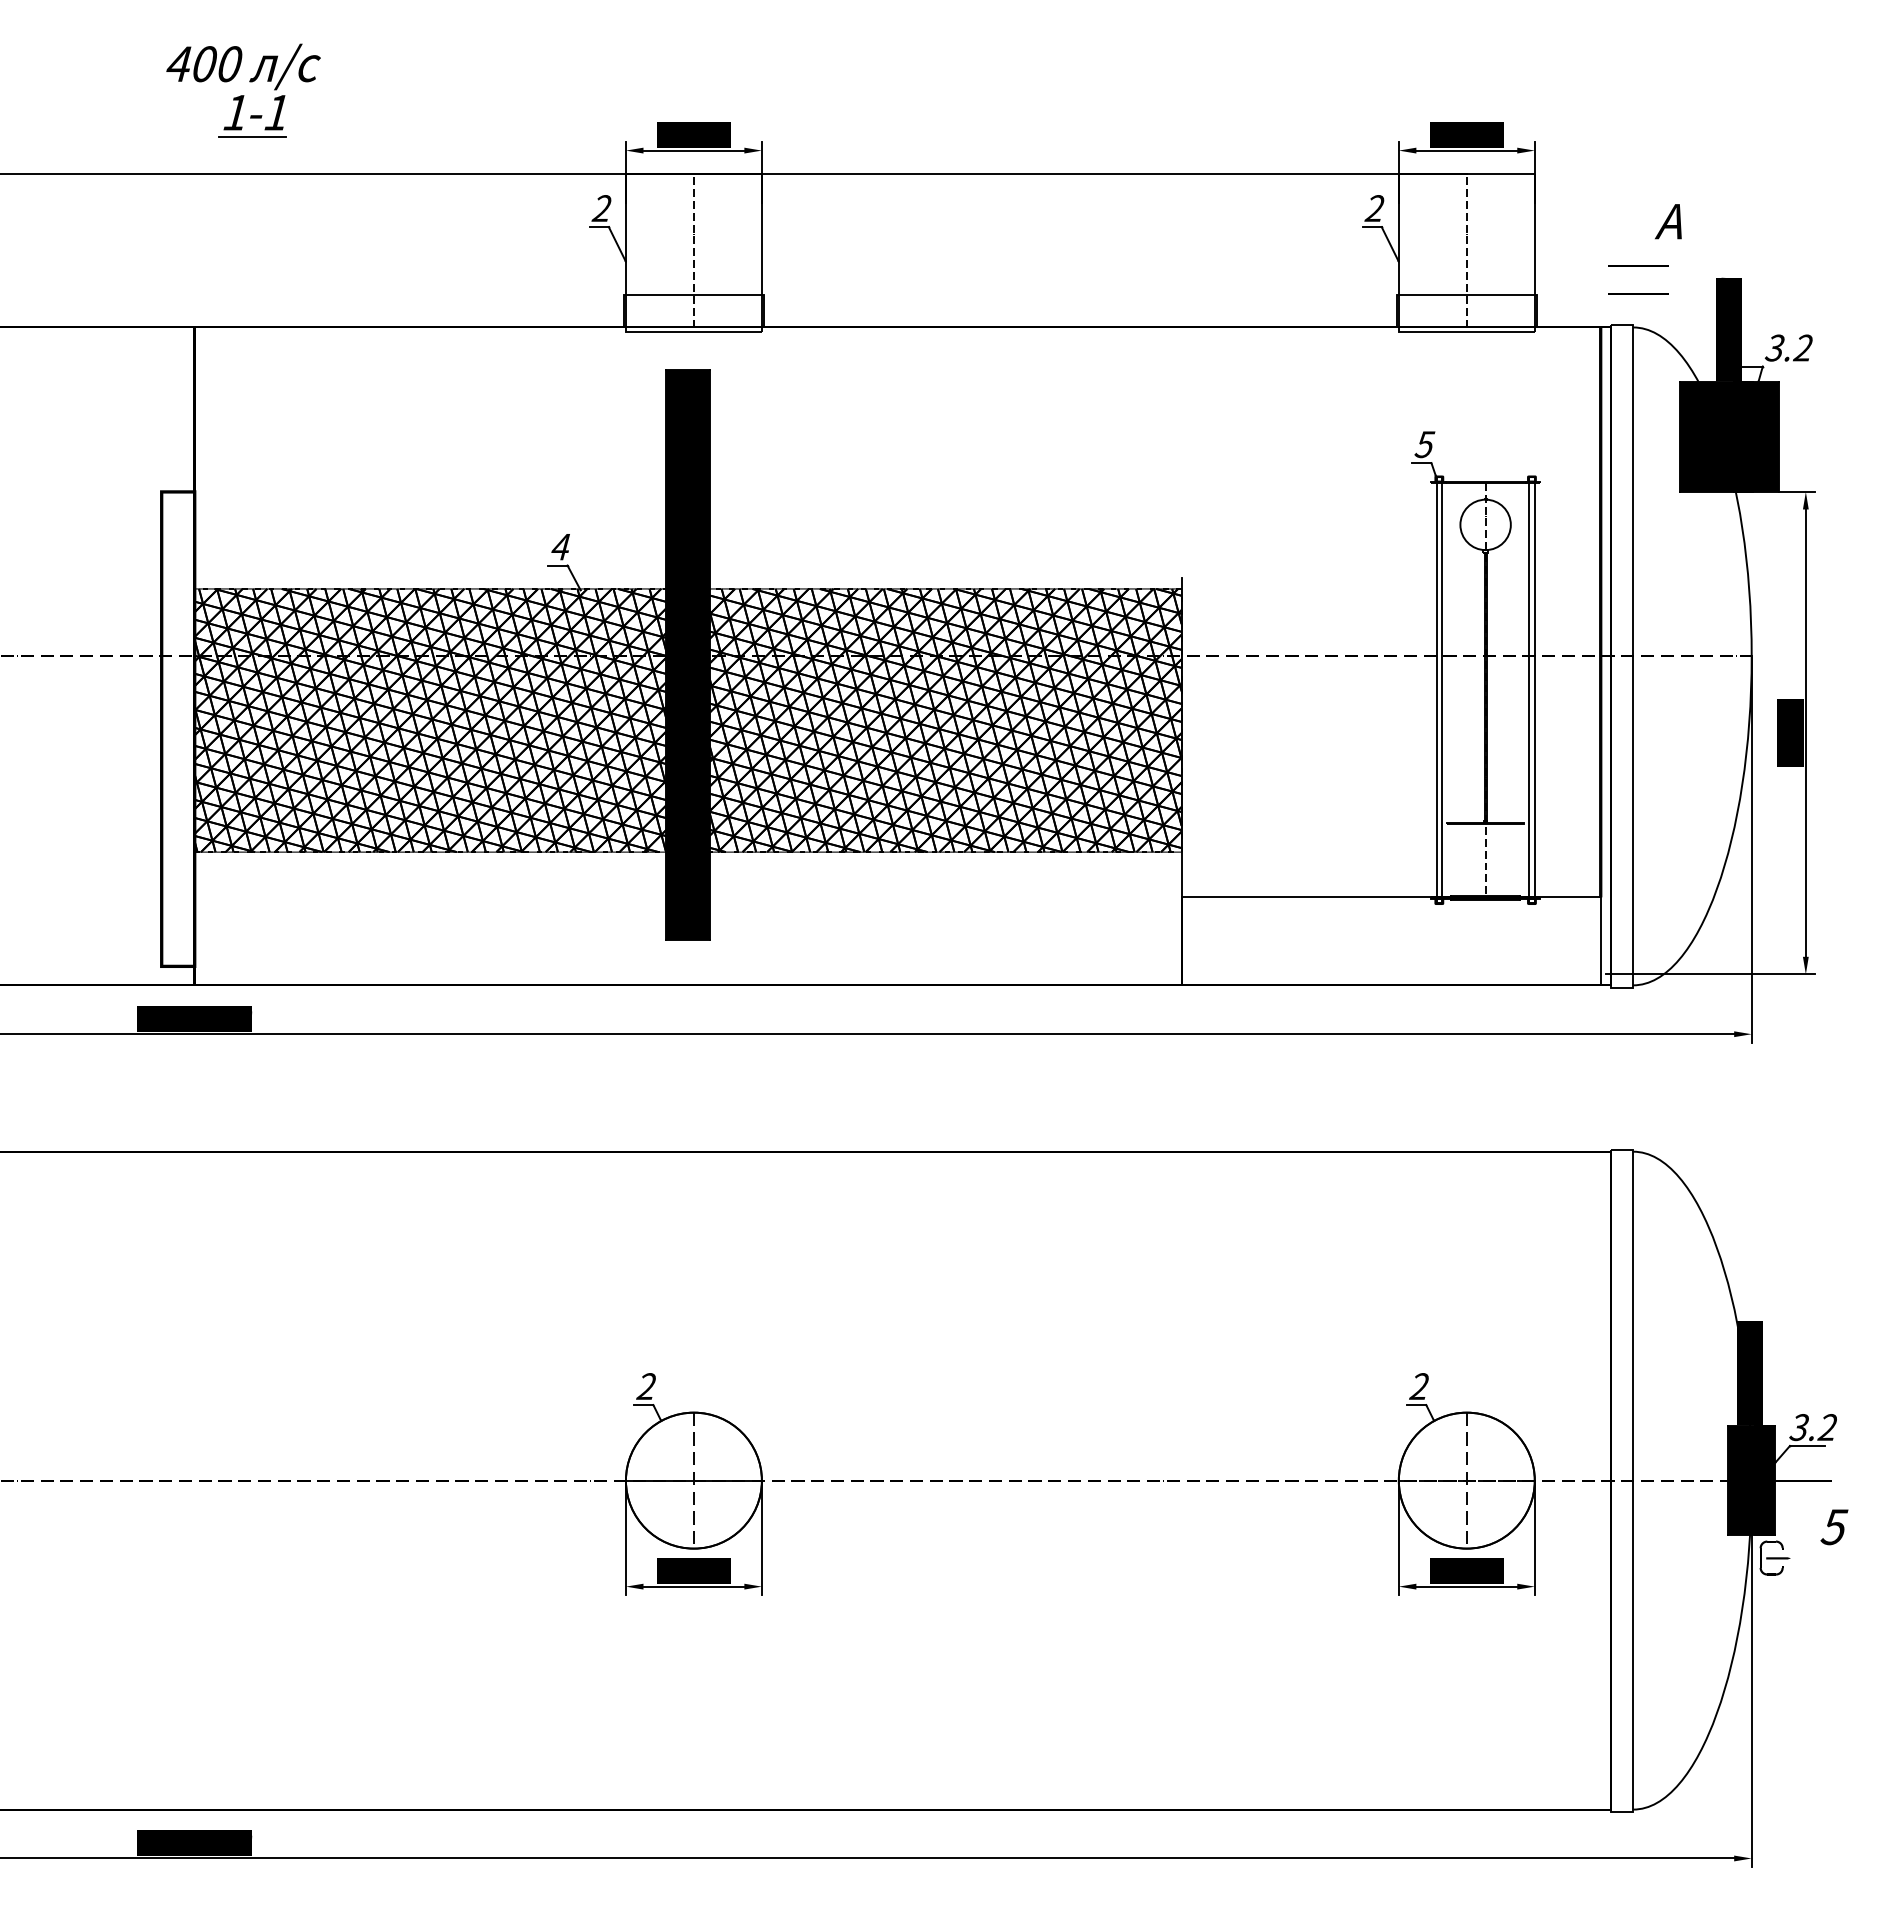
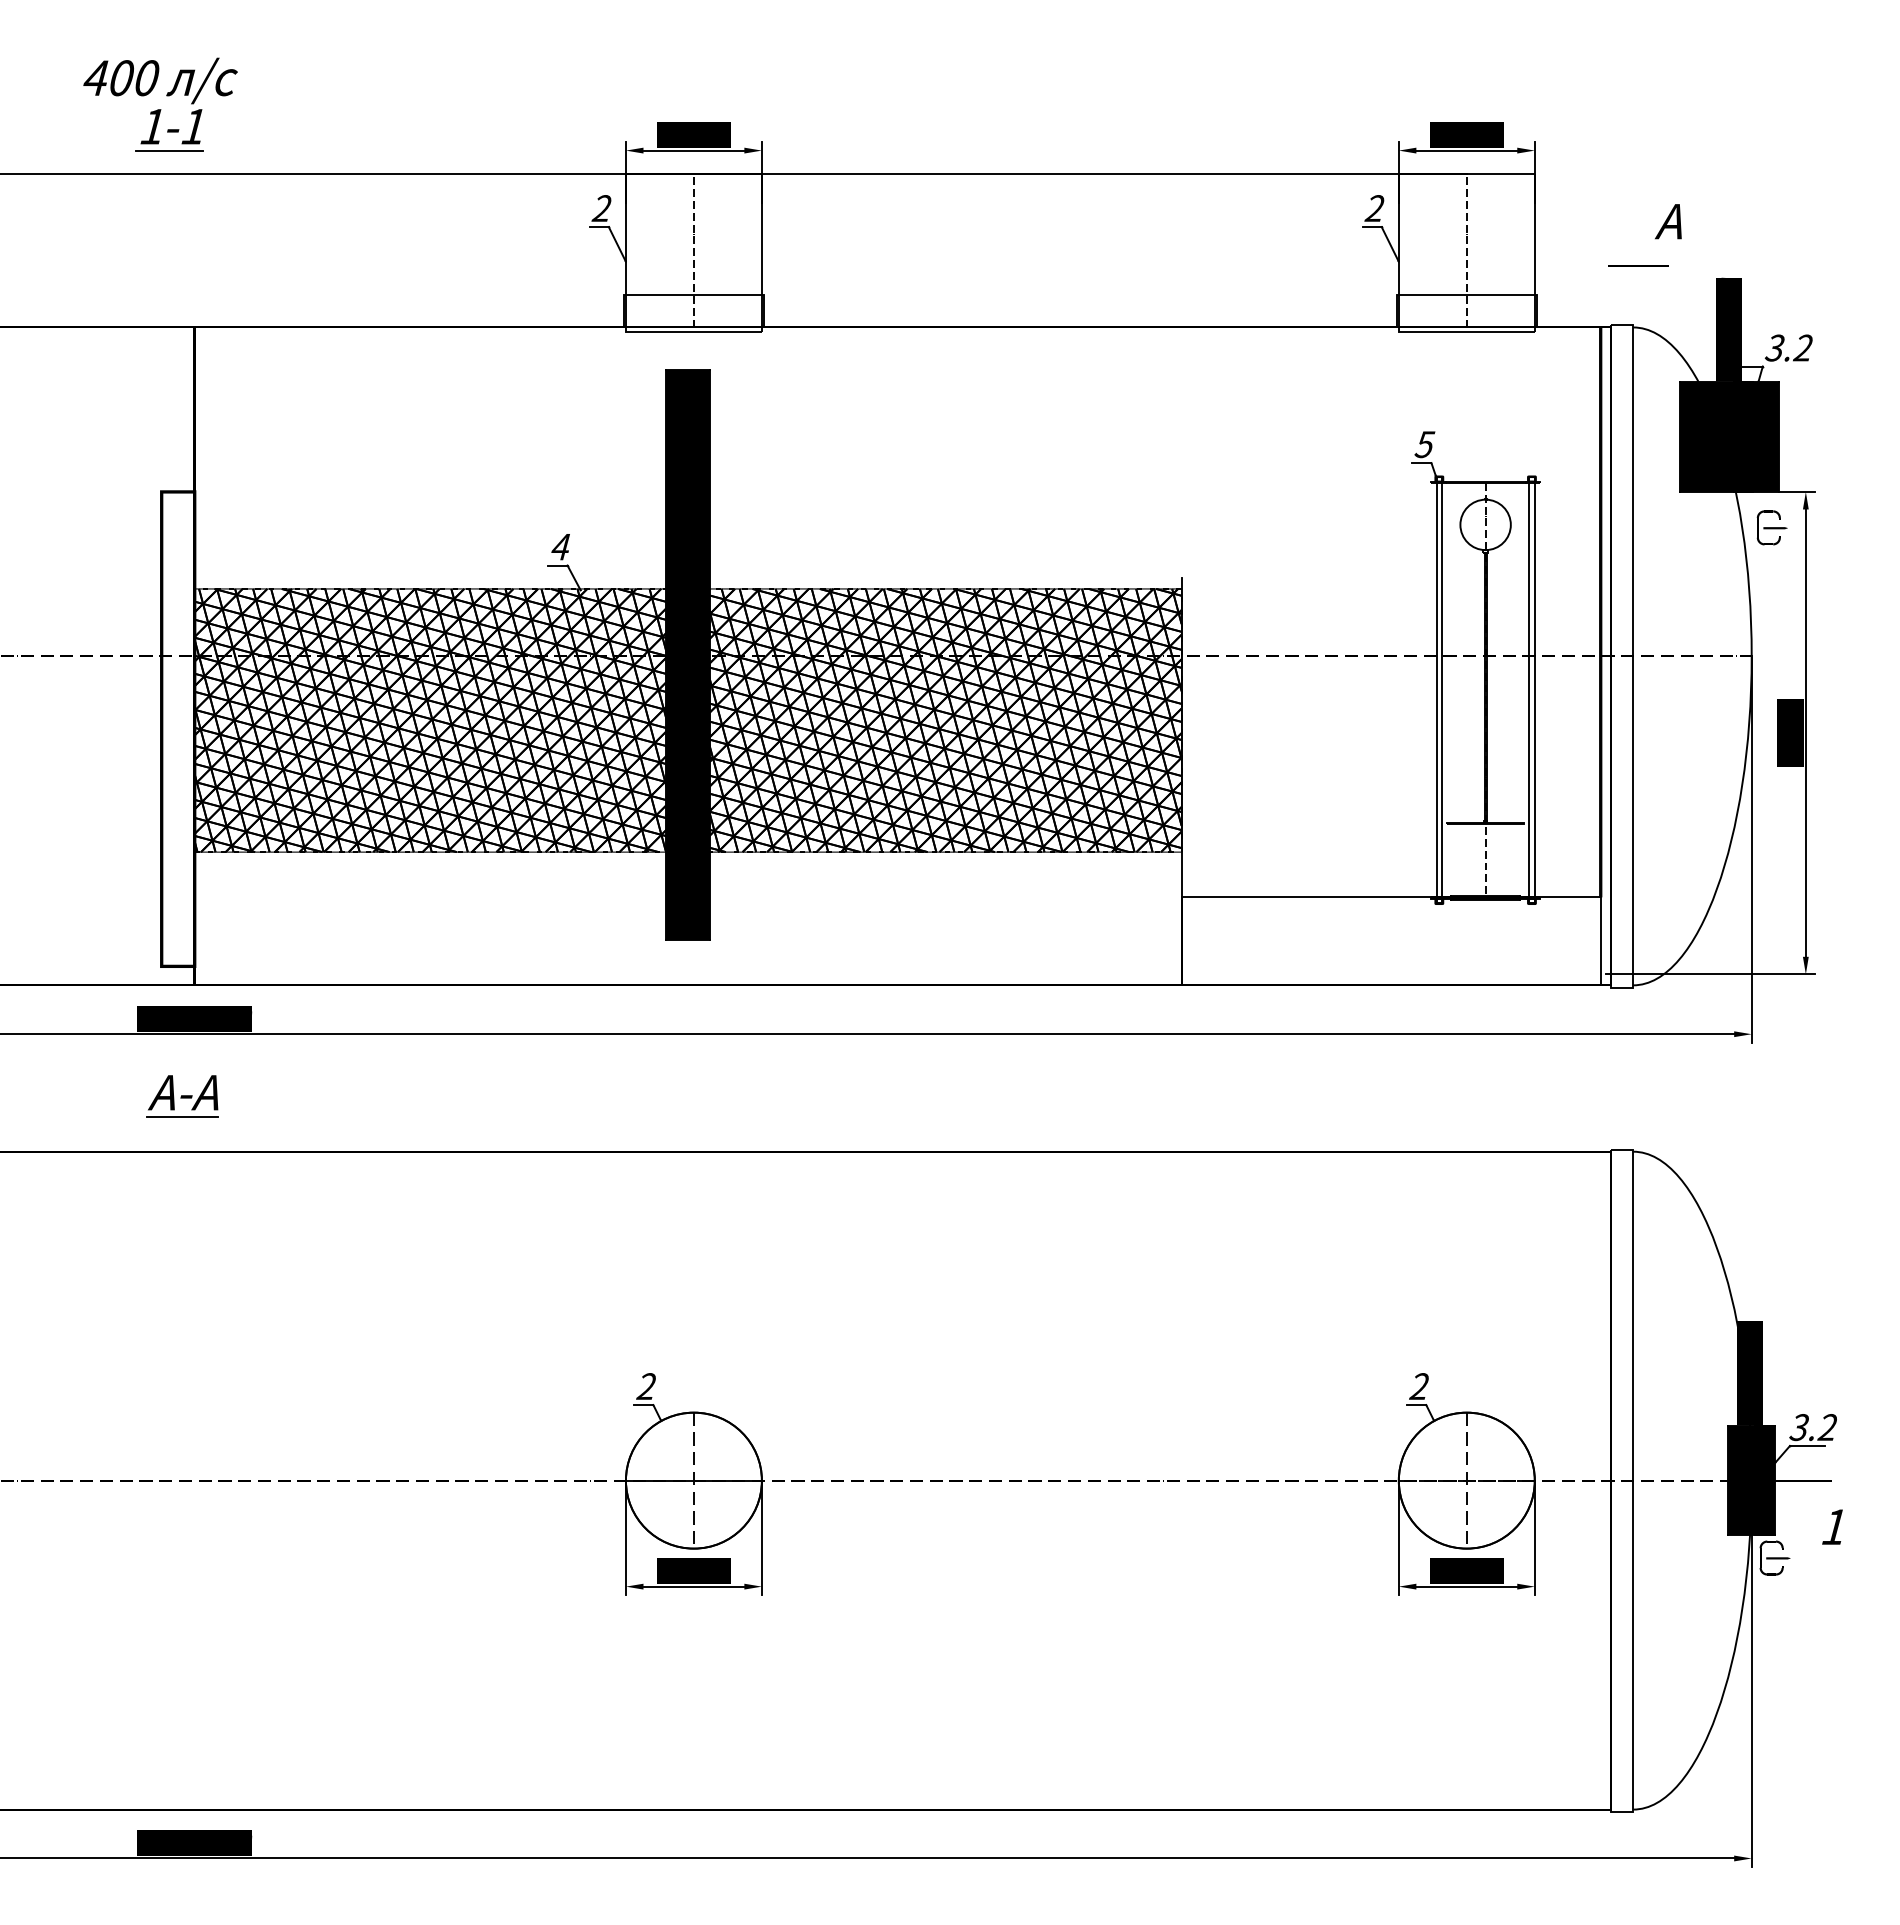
part position: (243, 90) -> (160, 104) (160, 104)
line: present -> none (1638, 293)
part: none -> present (1771, 527)
part: none -> present (182, 1096)
text: 5 -> 1 (1834, 1527)
